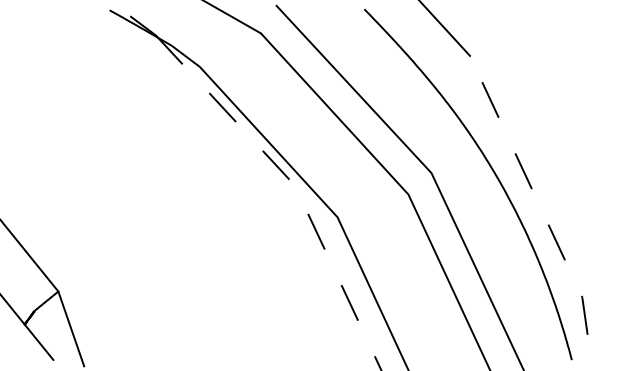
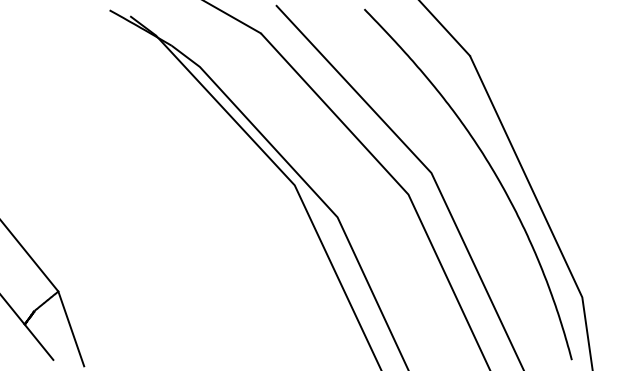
line: dashed -> solid (294, 185)
line: dashed -> solid (541, 210)
